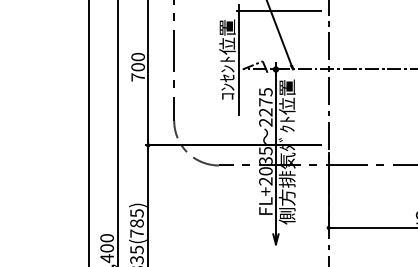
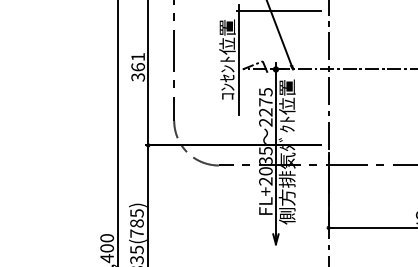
text: 700 -> 361 (138, 67)
line: present -> none (88, 132)
